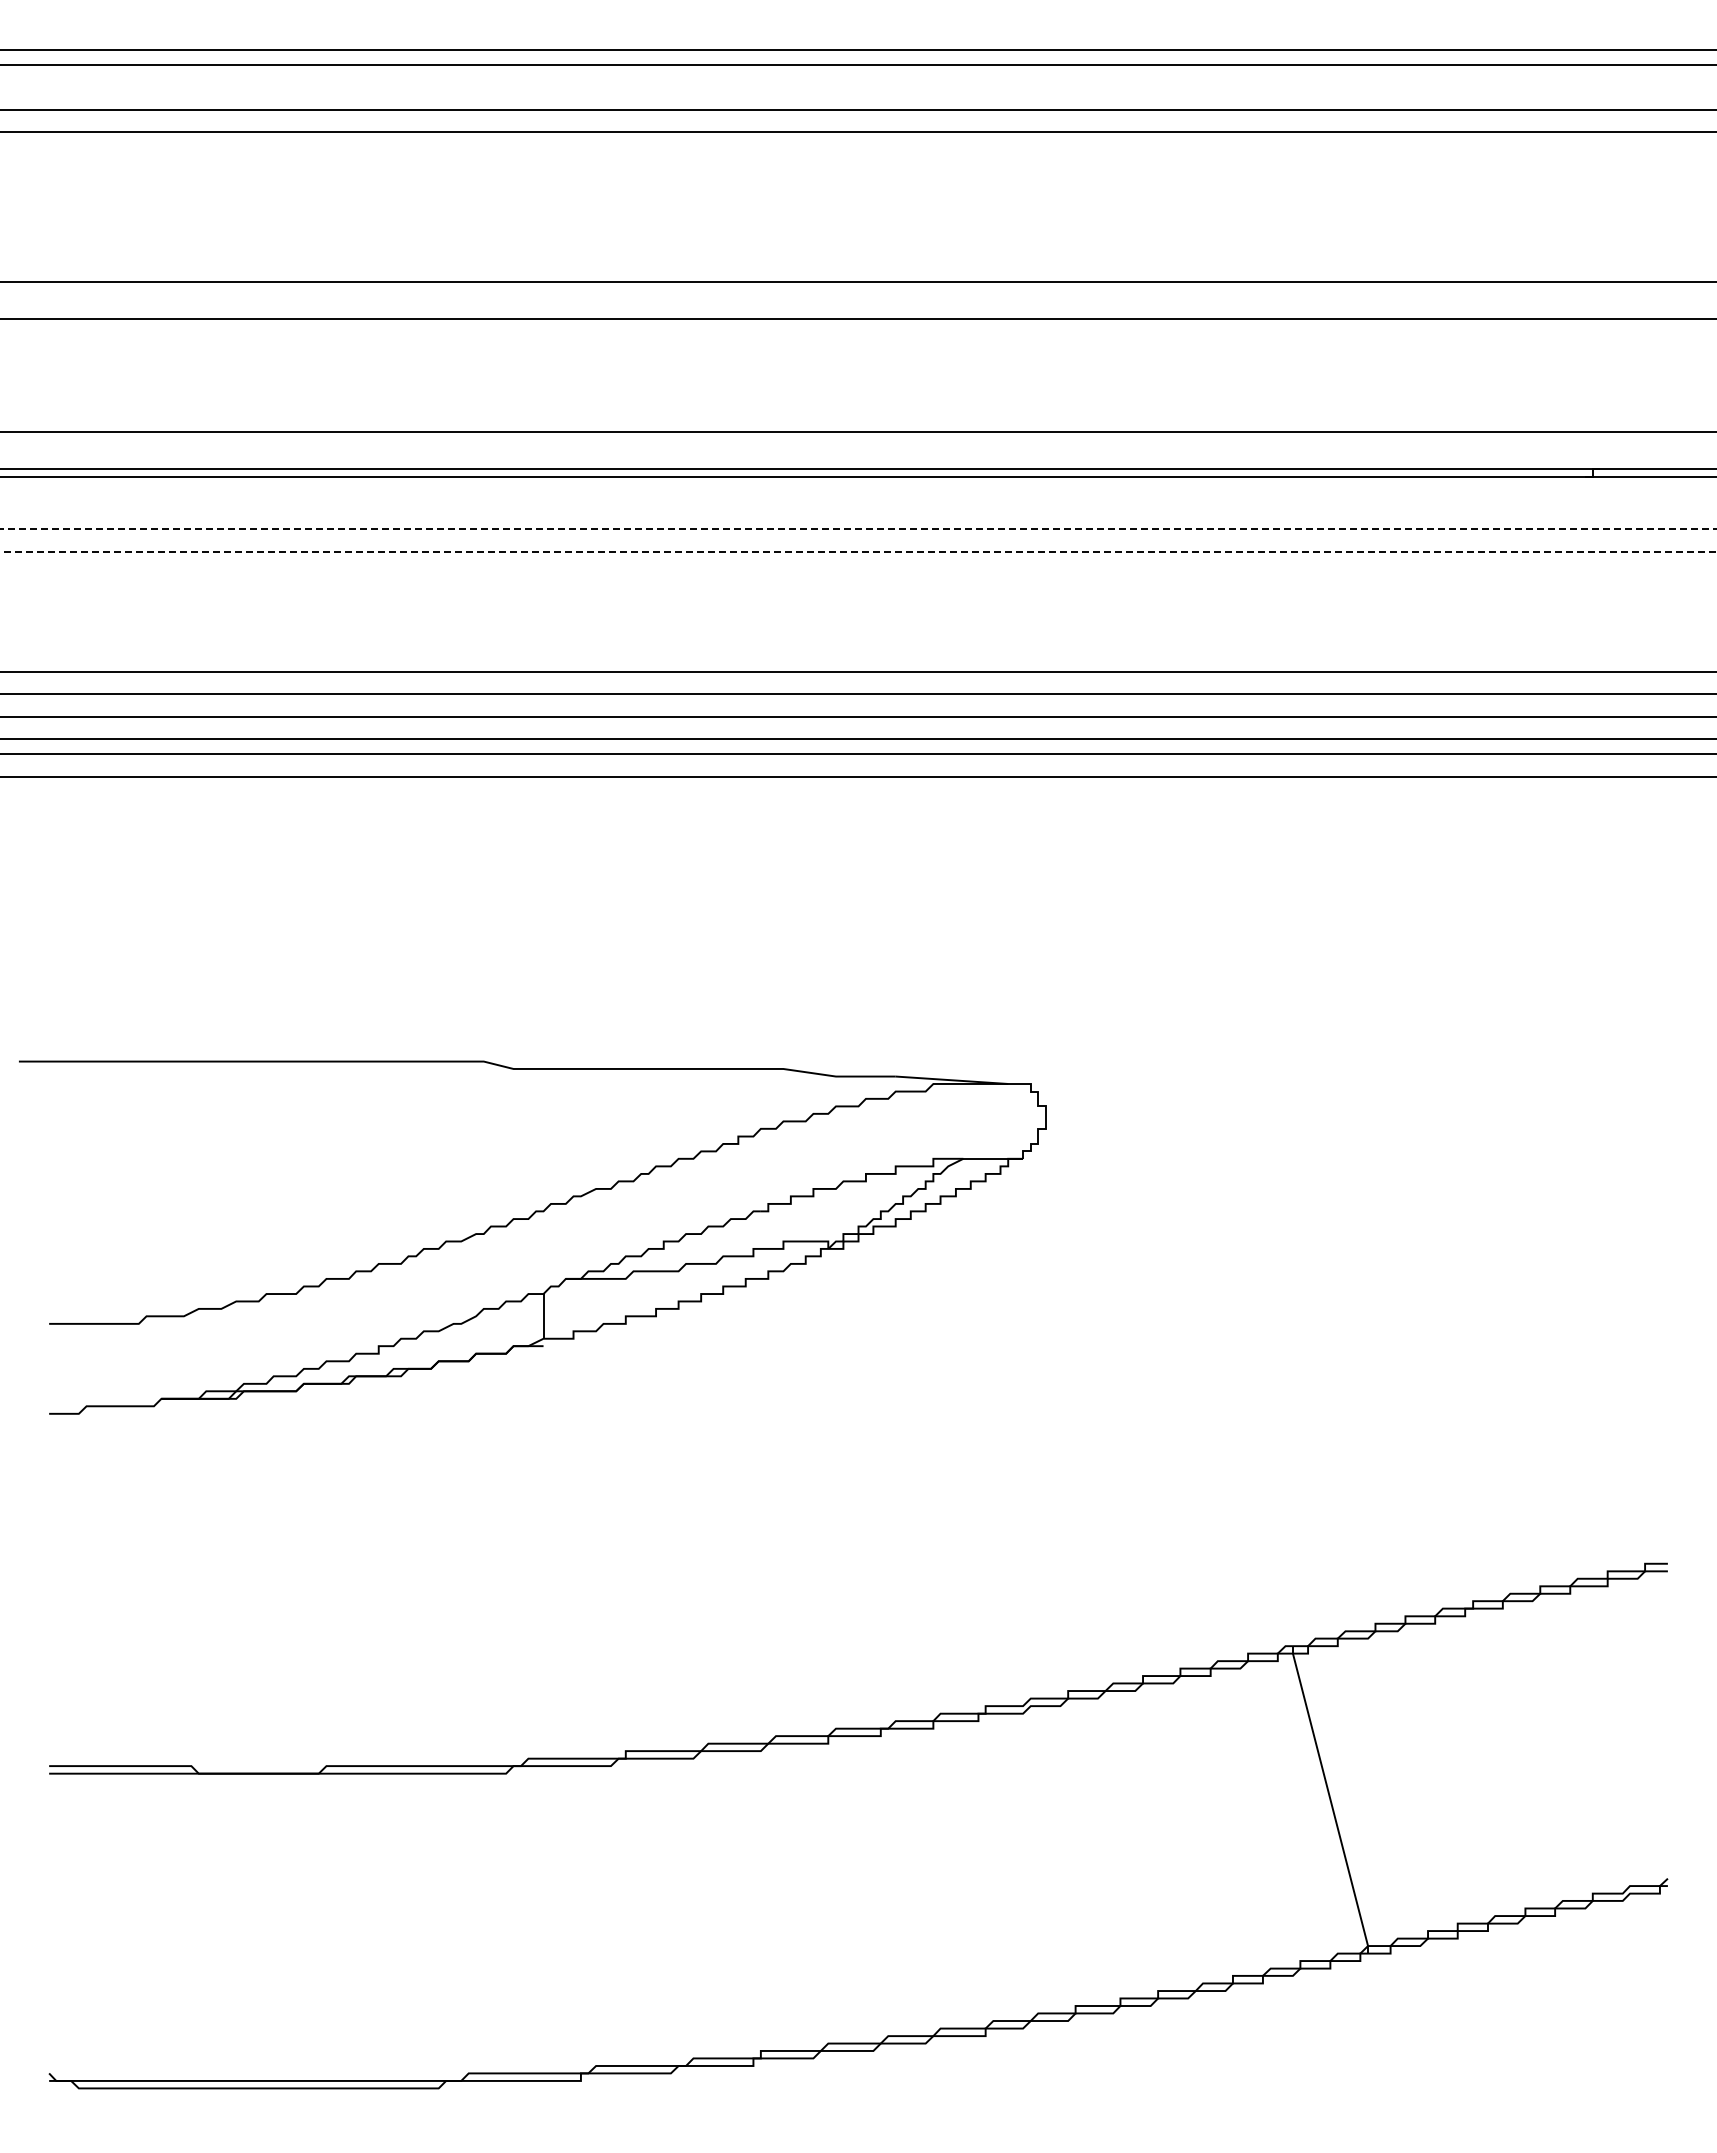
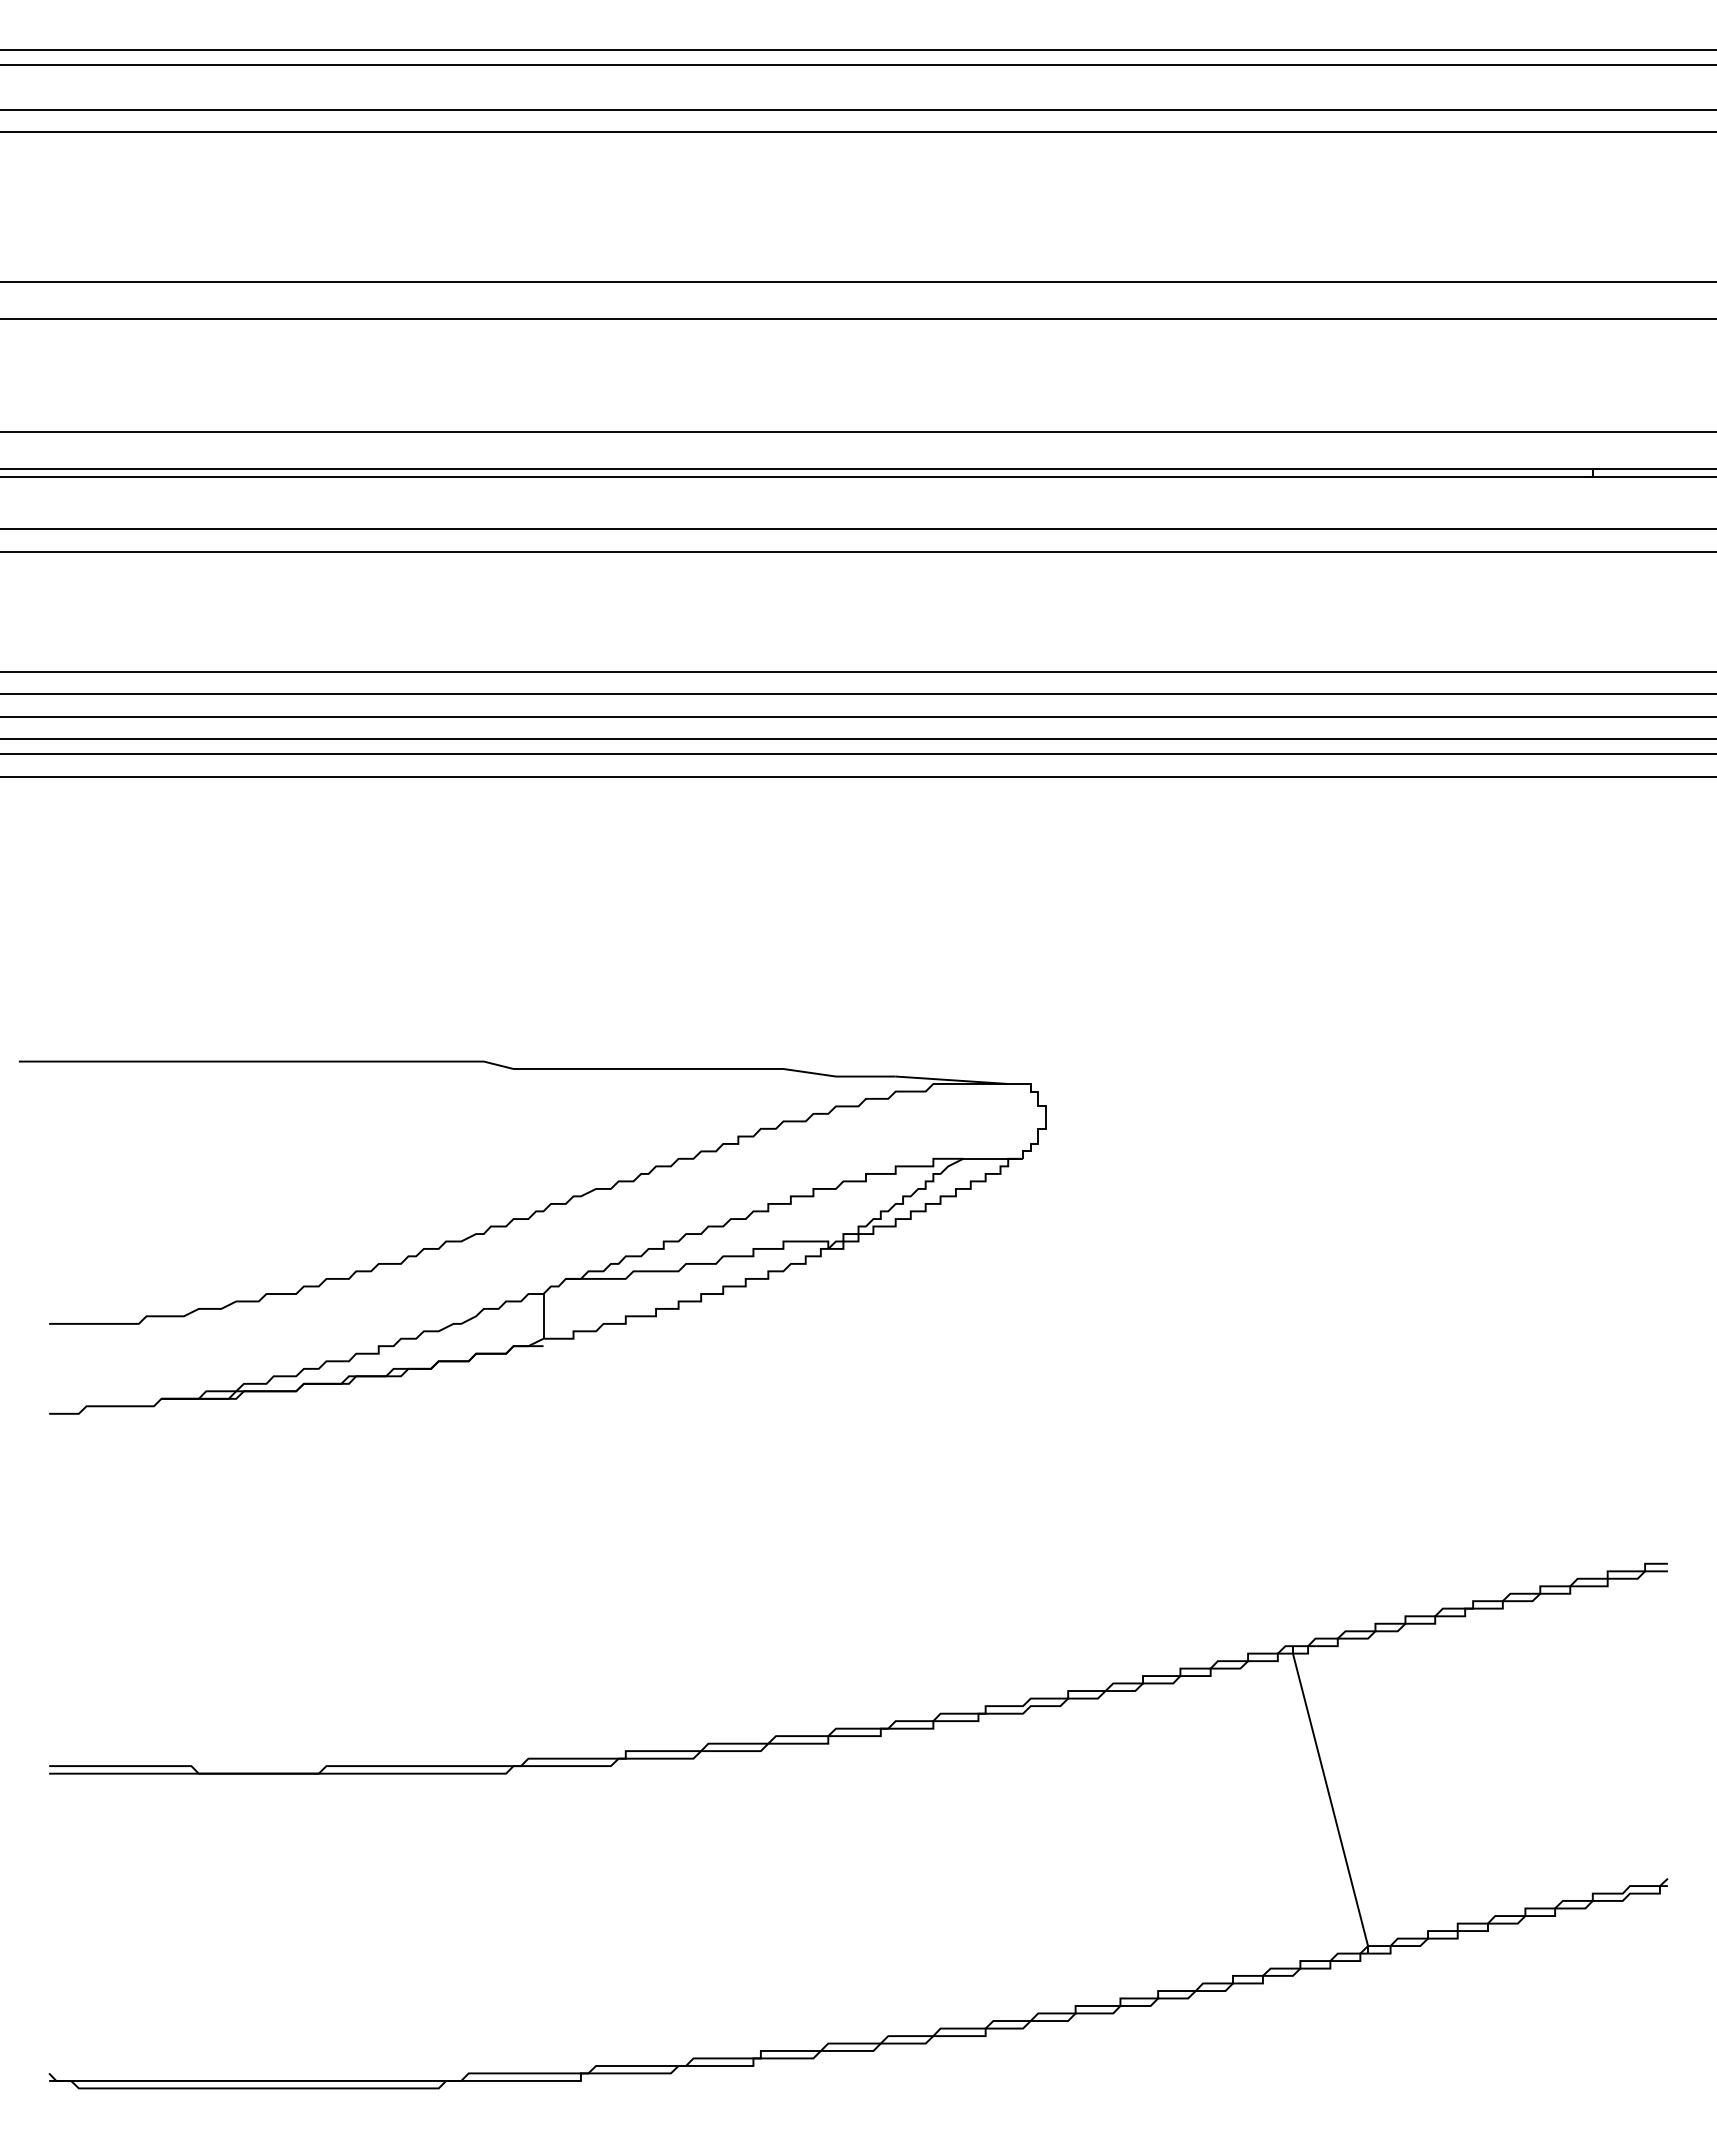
line: dashed -> solid (858, 529)
line: dashed -> solid (858, 551)
